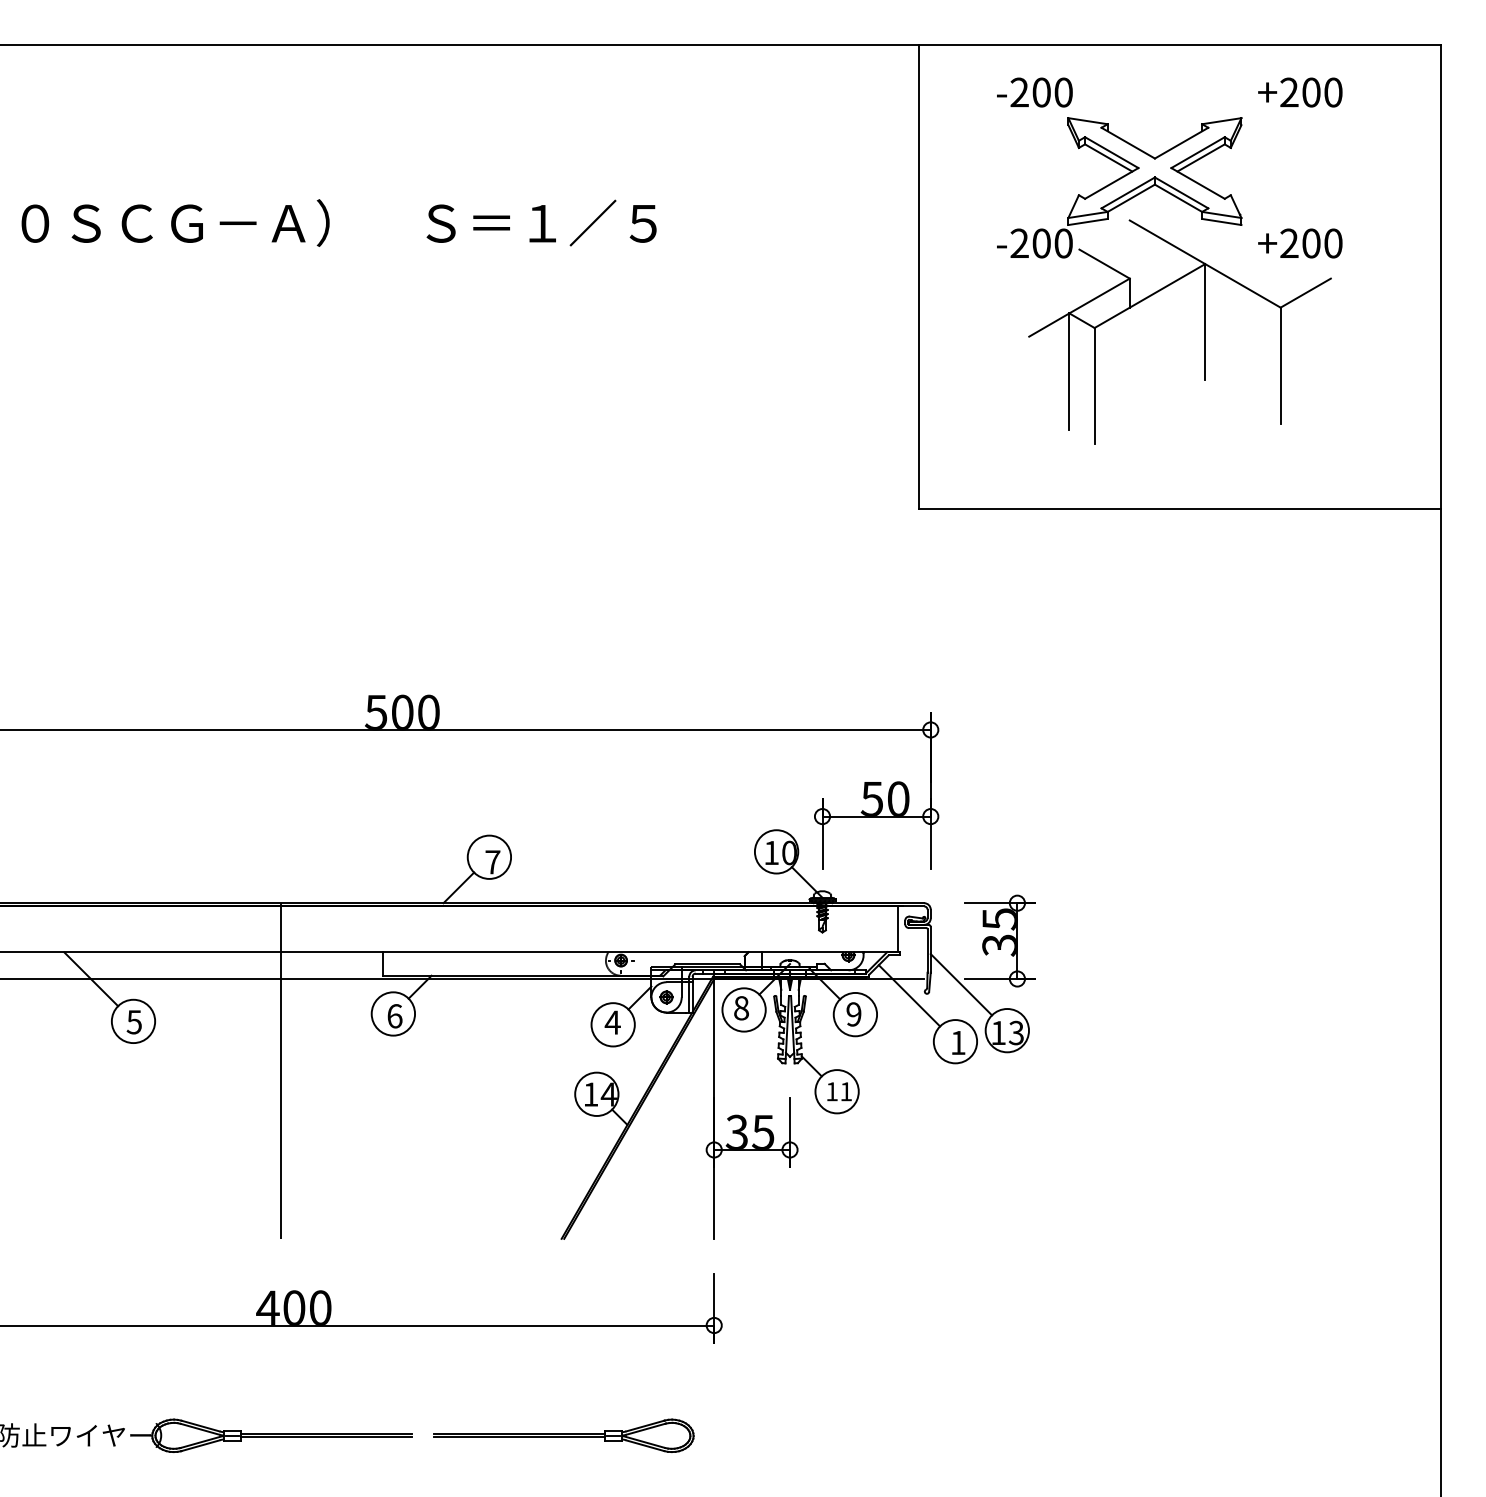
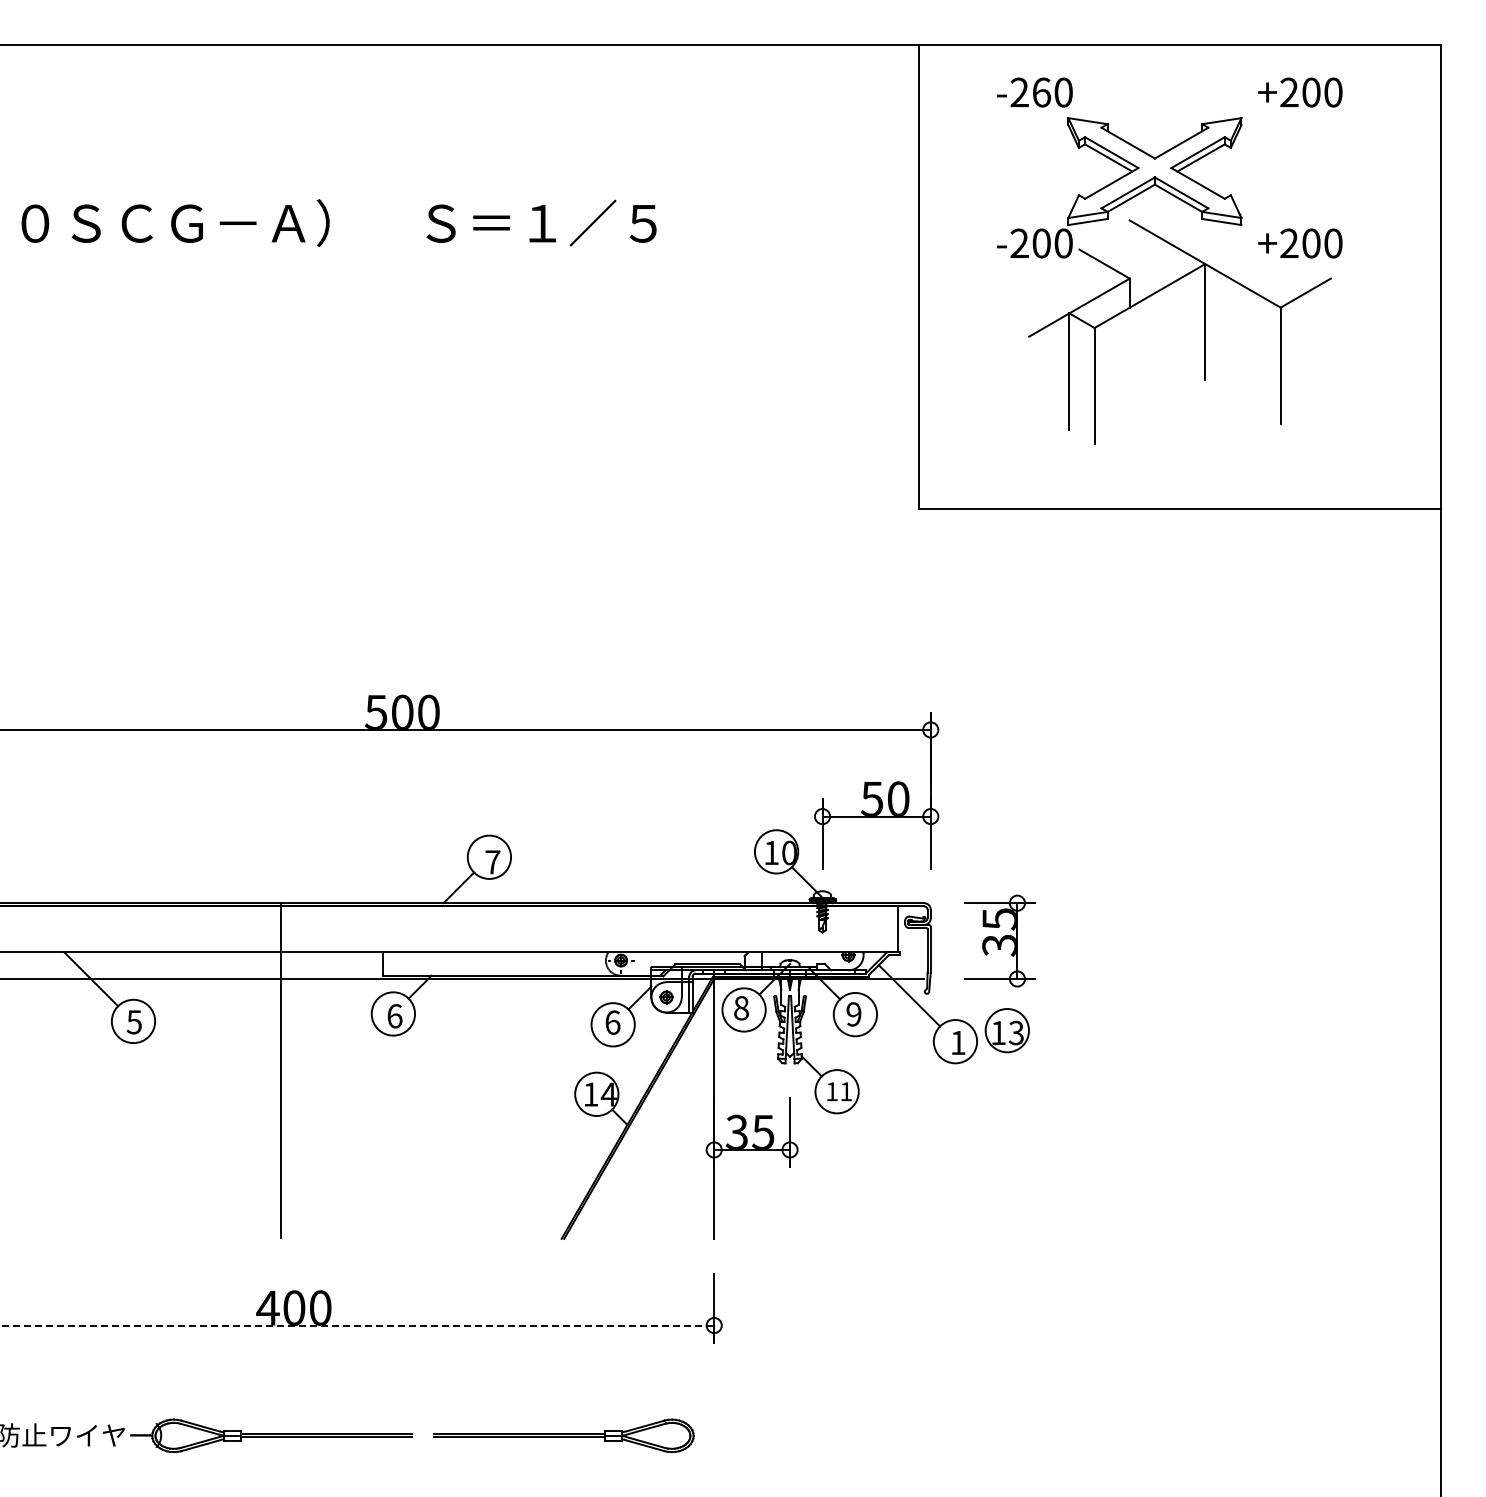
text: -200 -> -260 (1041, 92)
line: present -> none (961, 984)
text: 4 -> 6 (612, 1022)
line: solid -> dashed (357, 1325)
